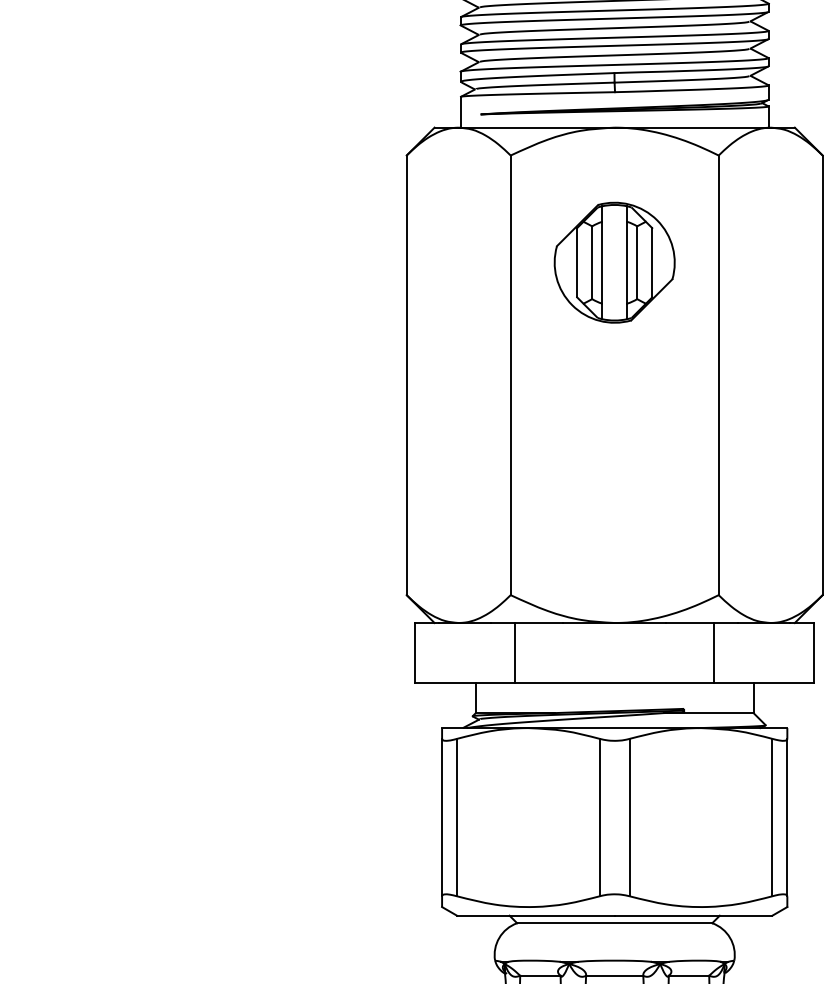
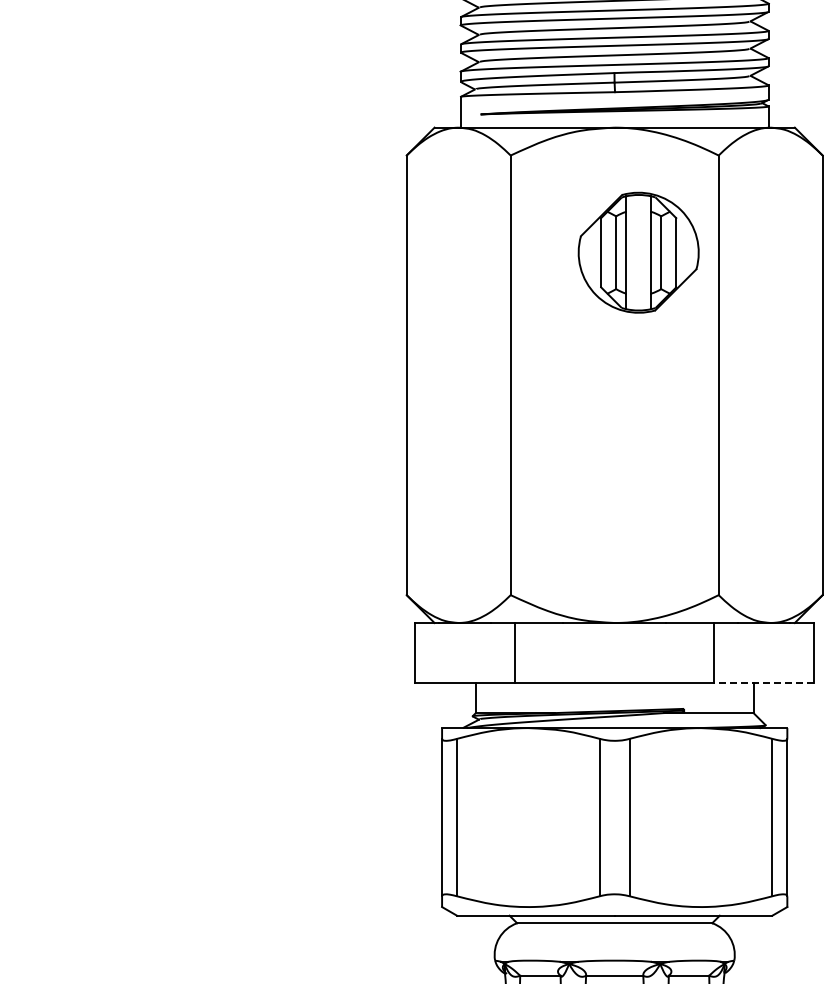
part position: (614, 262) -> (638, 252) (638, 252)
line: solid -> dashed (764, 683)
